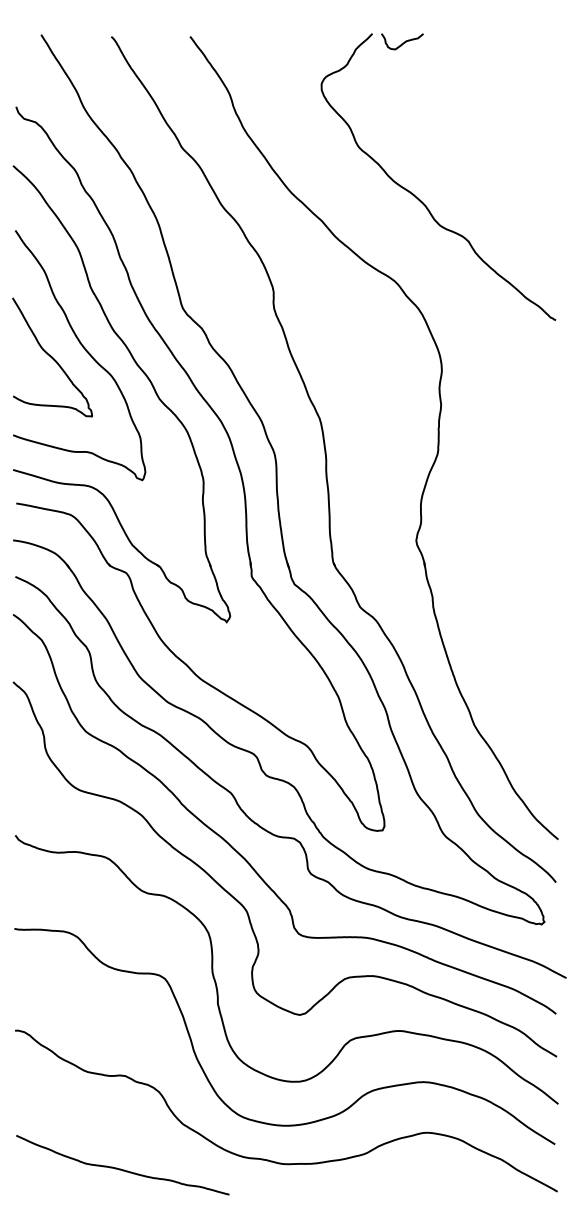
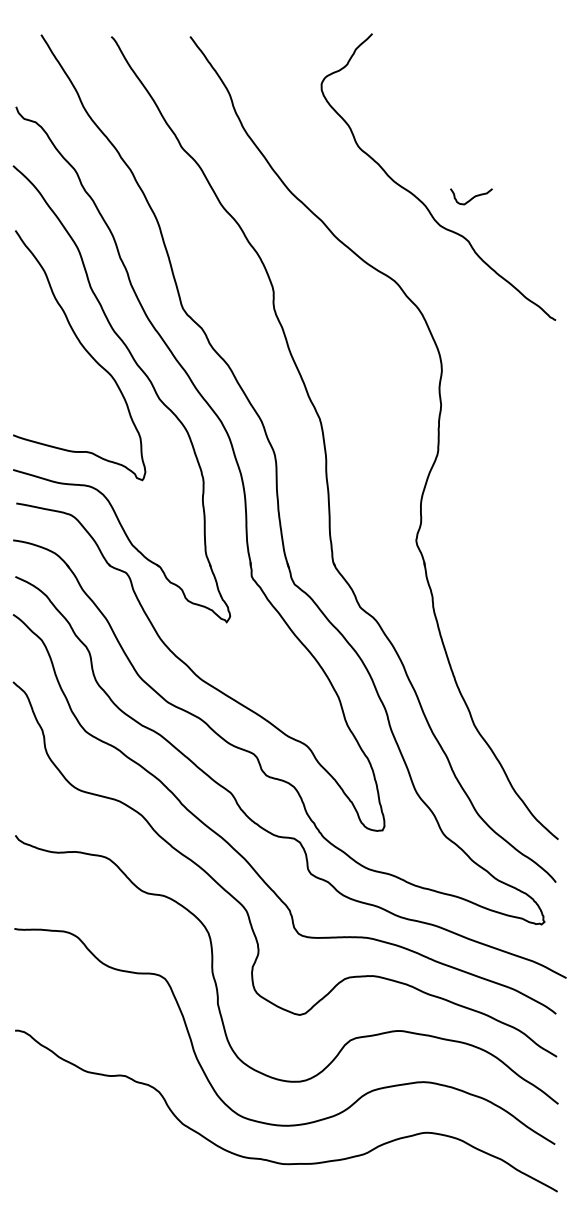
curve position: (403, 42) -> (472, 197) (472, 197)
curve: present -> none (52, 357)
curve: present -> none (121, 1168)
